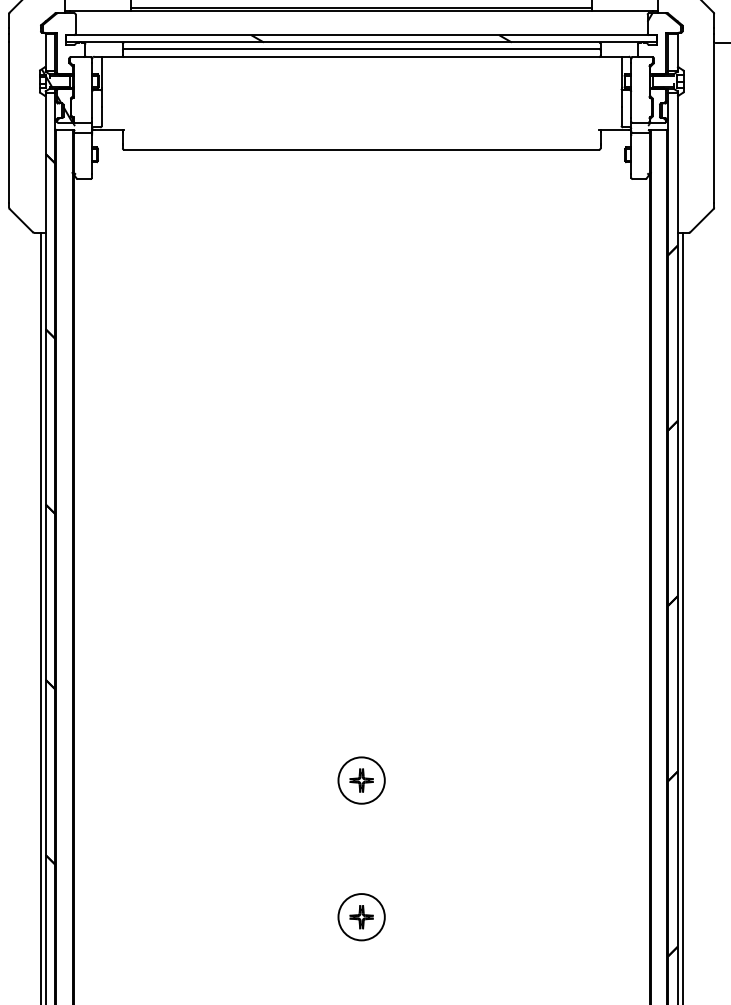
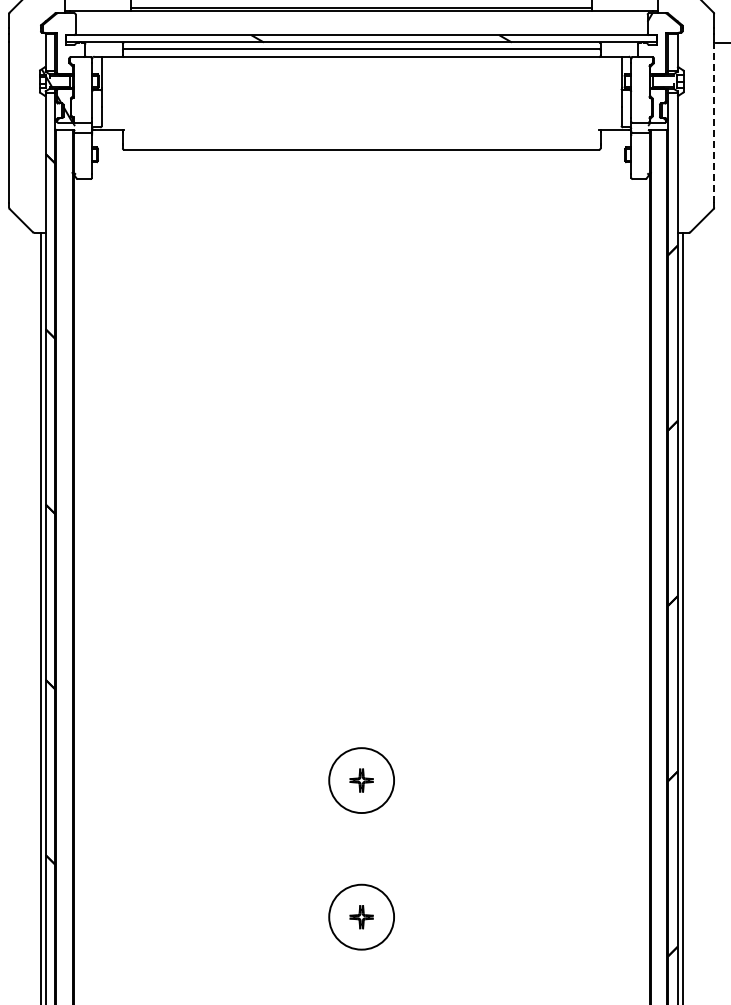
line: solid -> dashed (714, 122)
circle diameter: 46 px -> 65 px (361, 780)
circle diameter: 46 px -> 65 px (361, 916)
